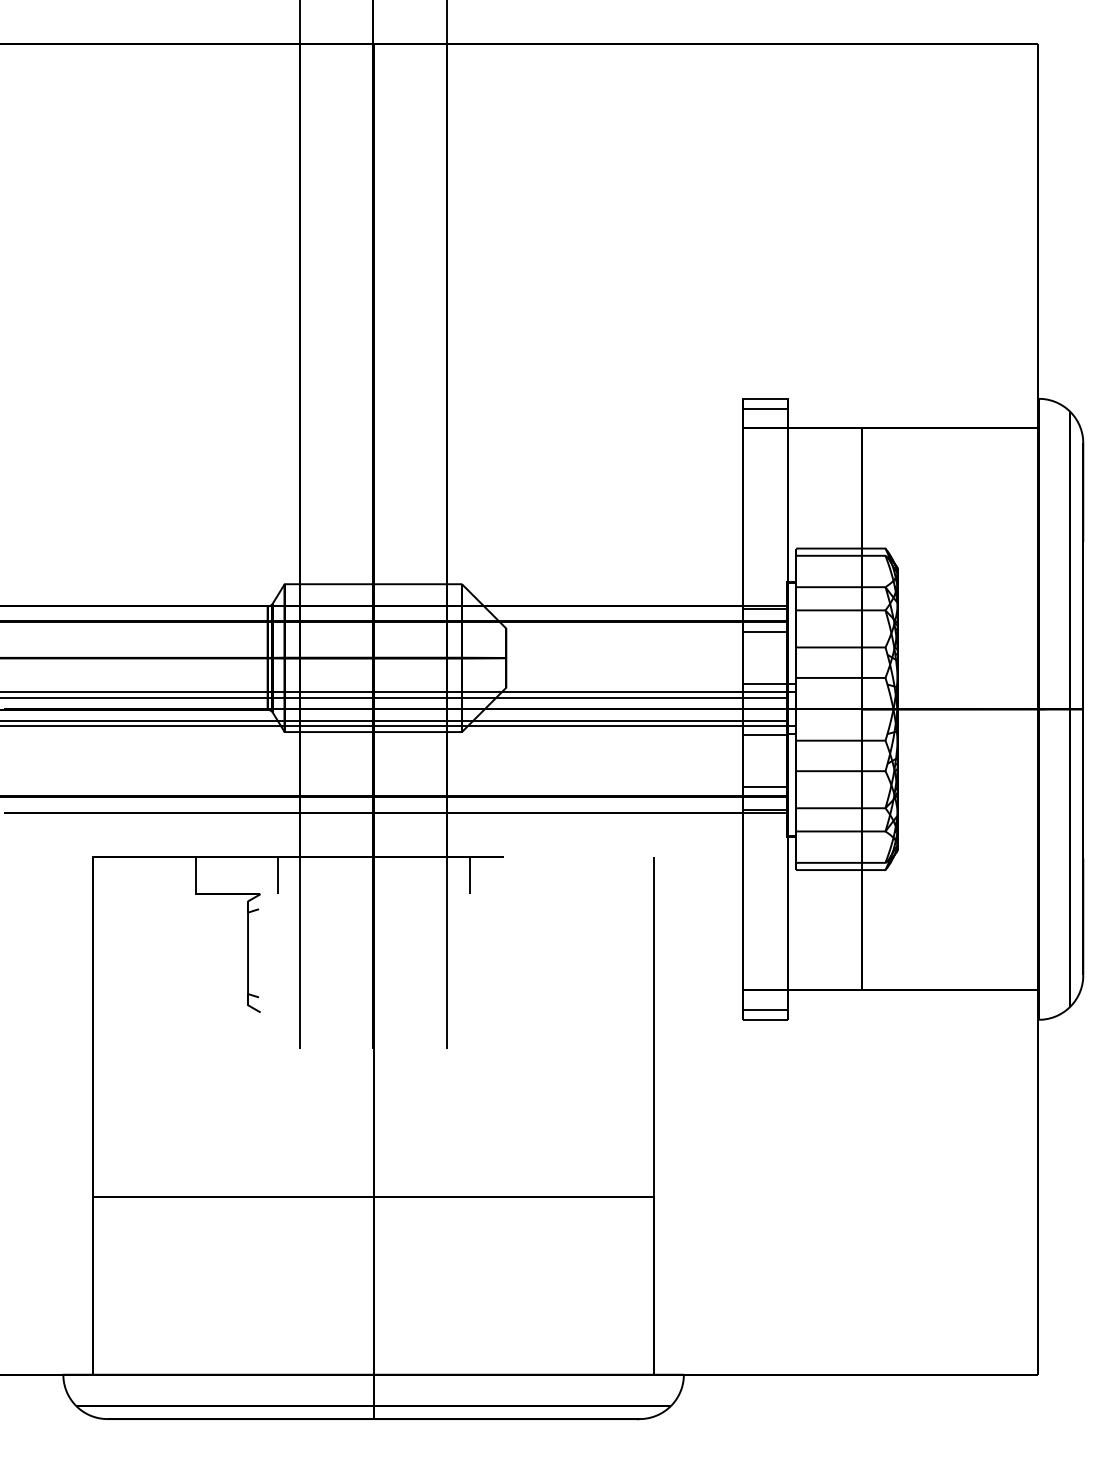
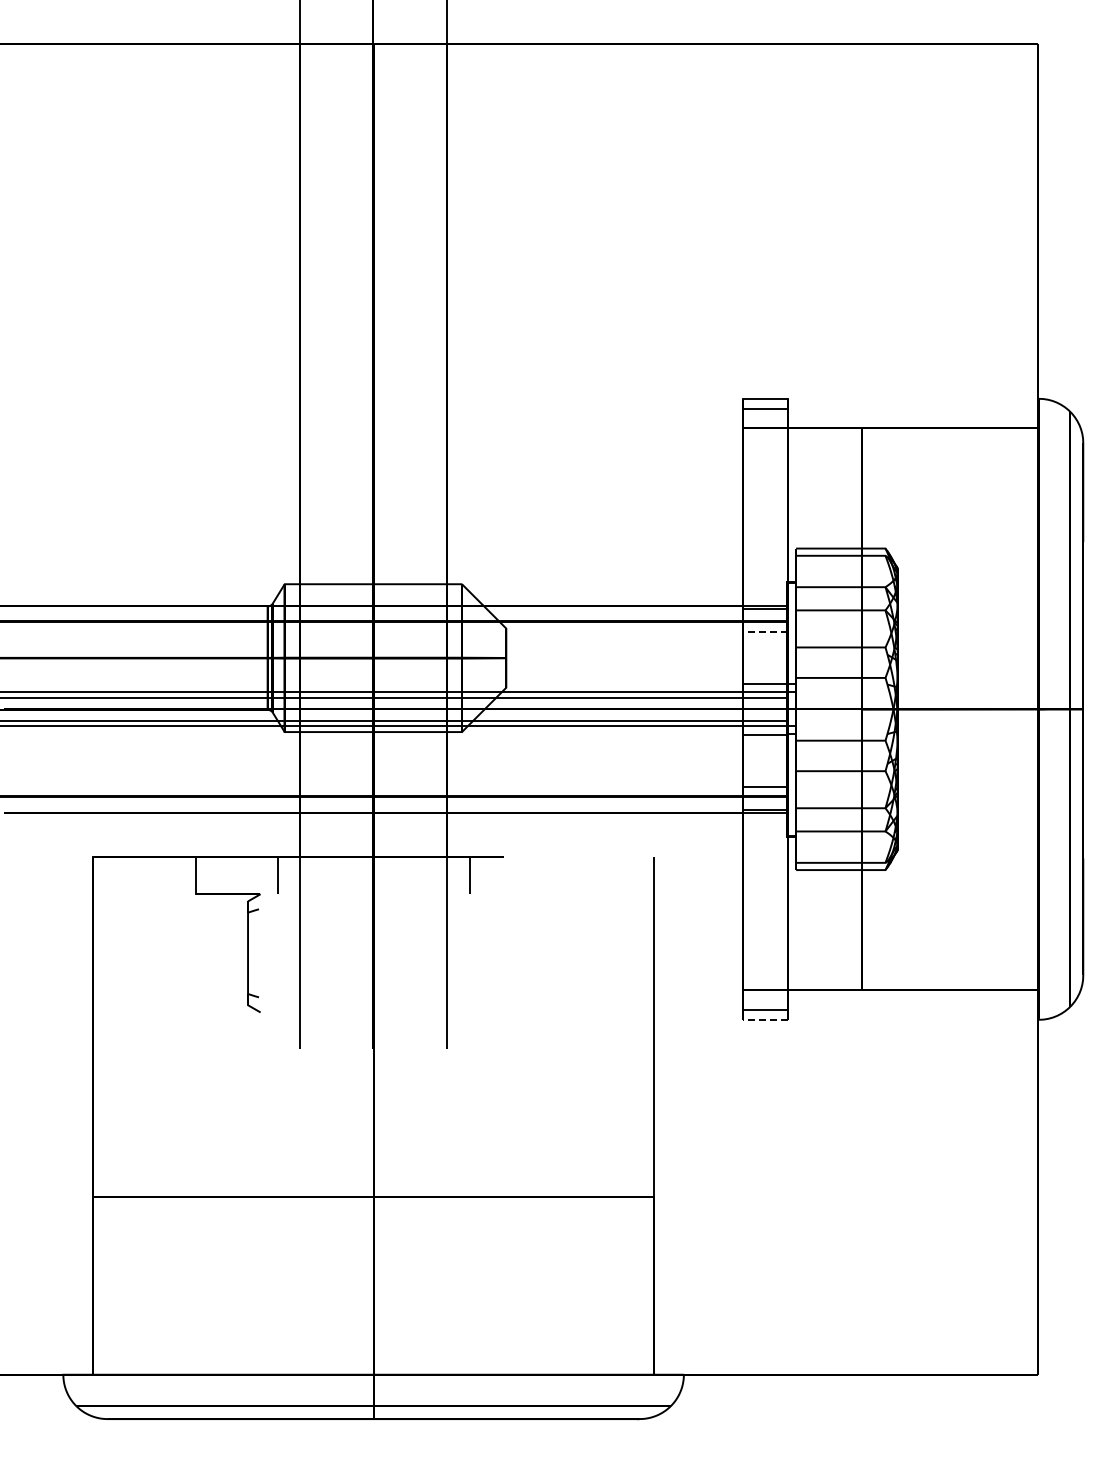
line: solid -> dashed (764, 632)
line: solid -> dashed (764, 1019)
